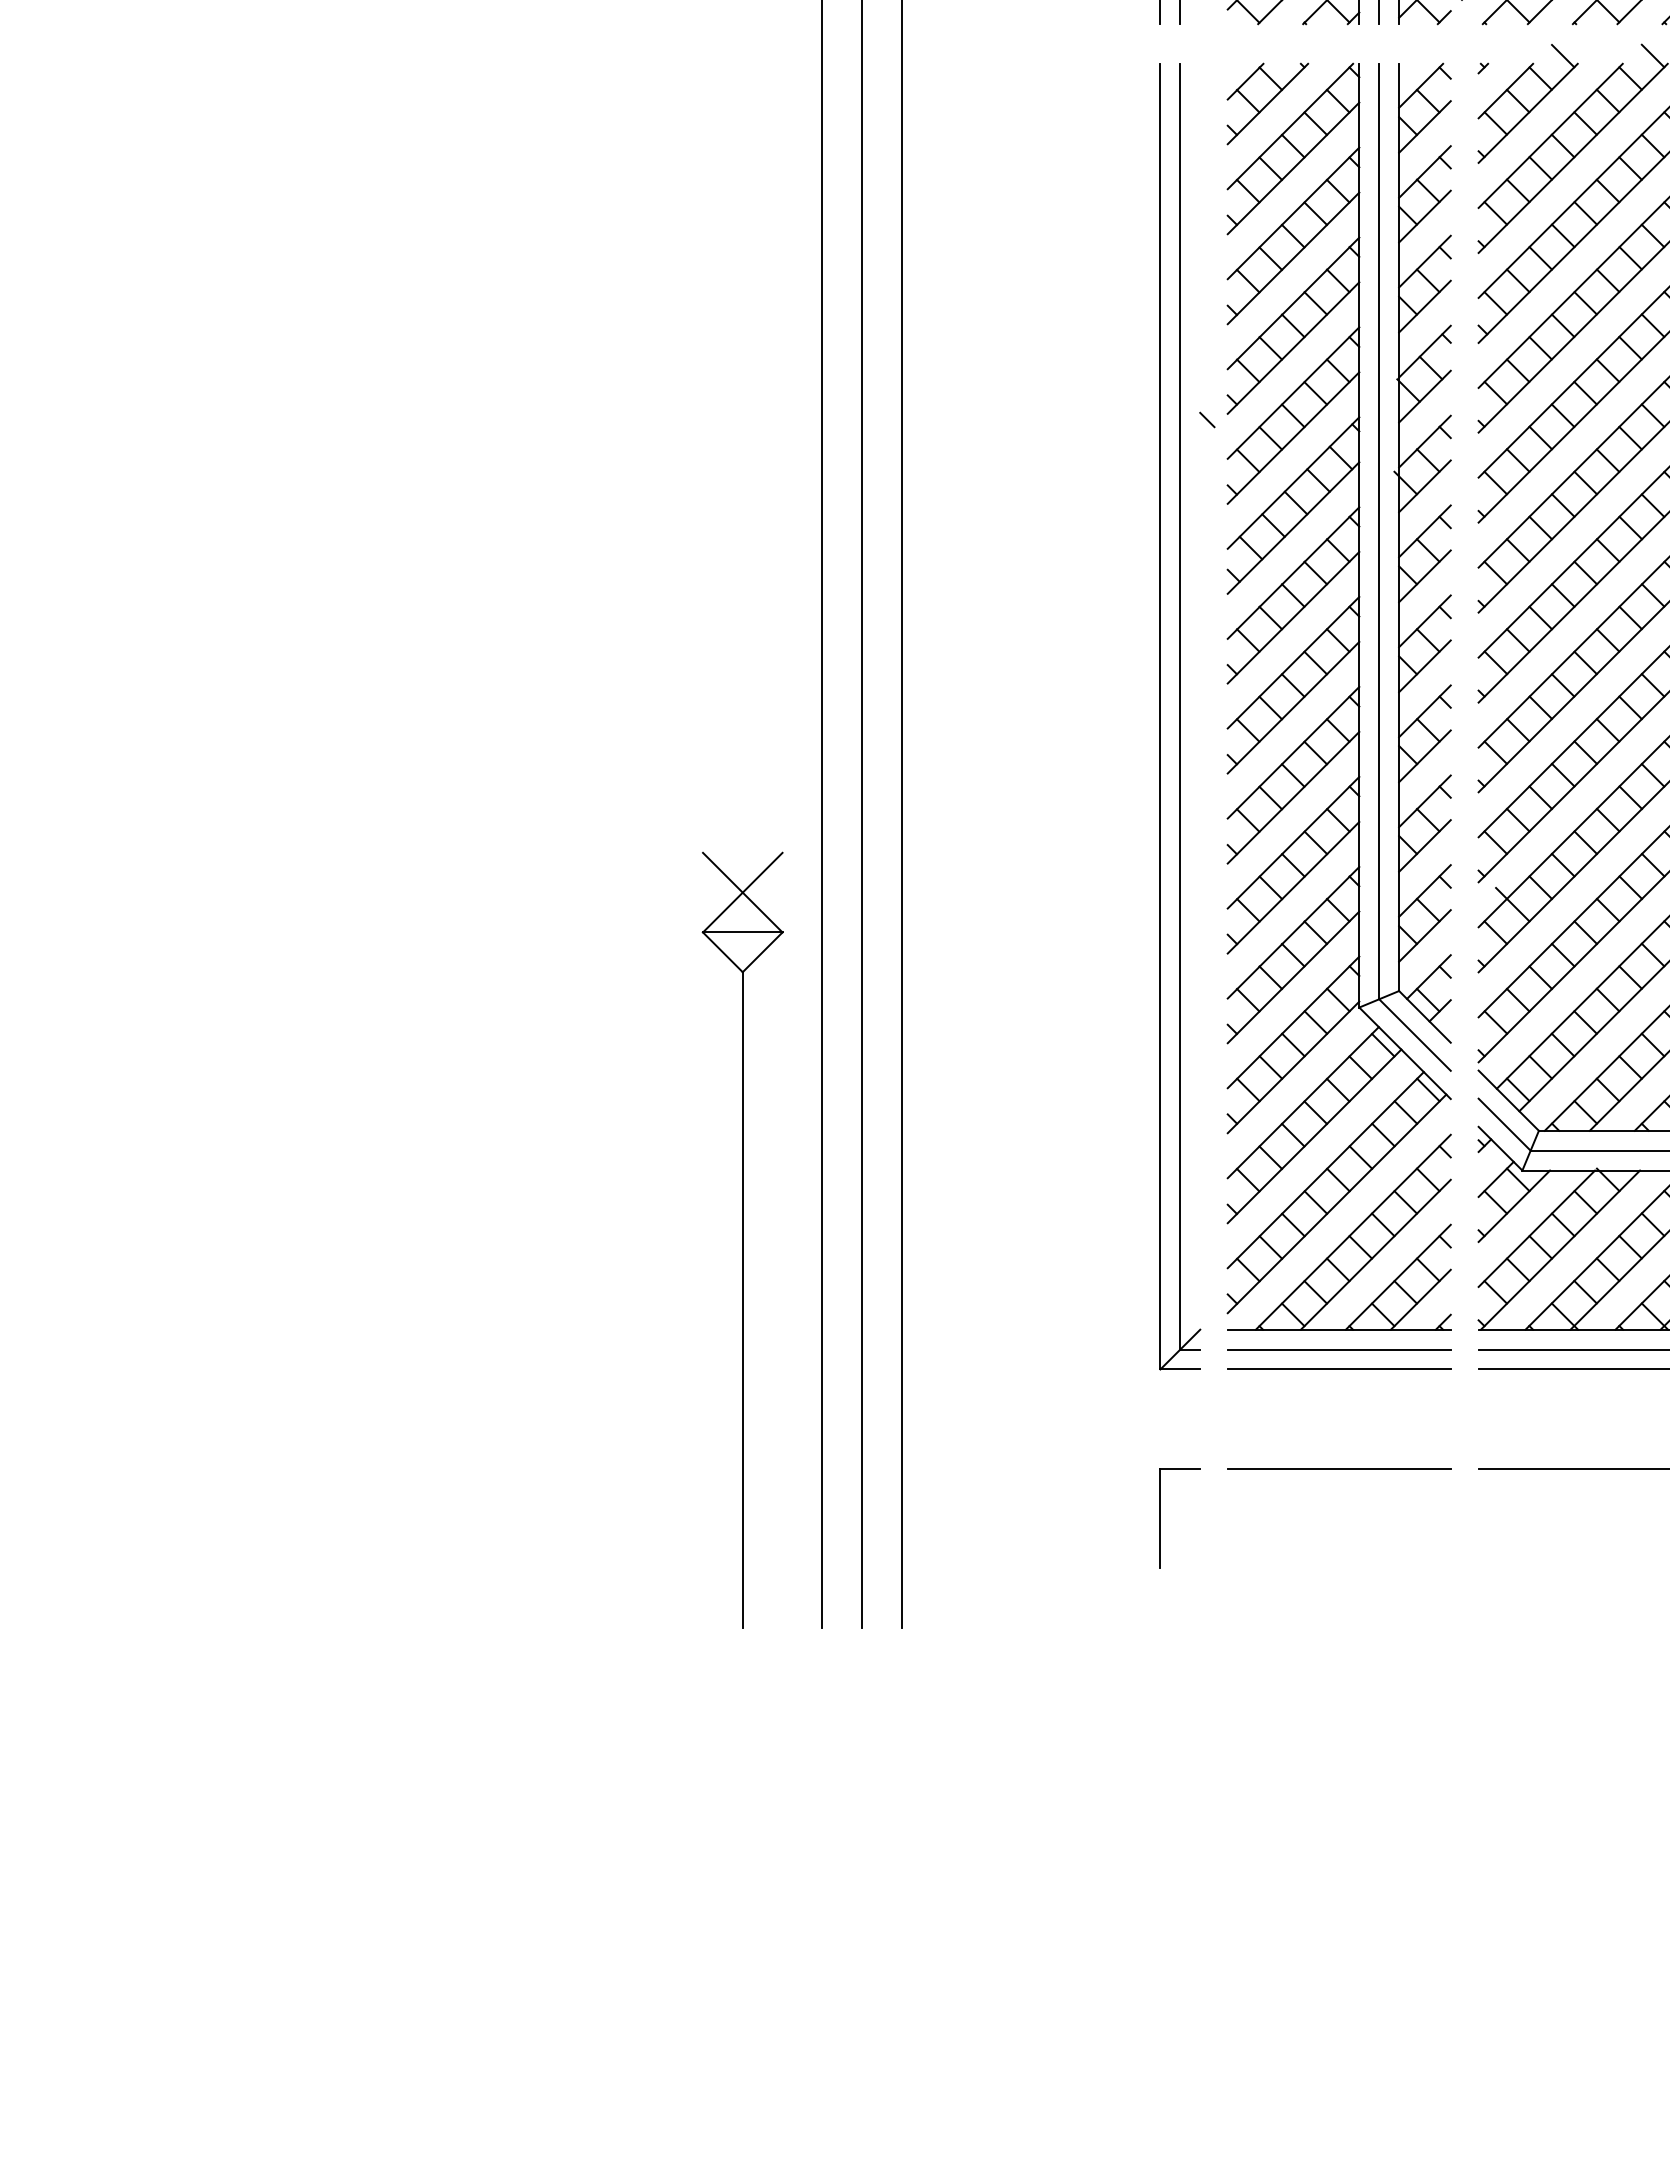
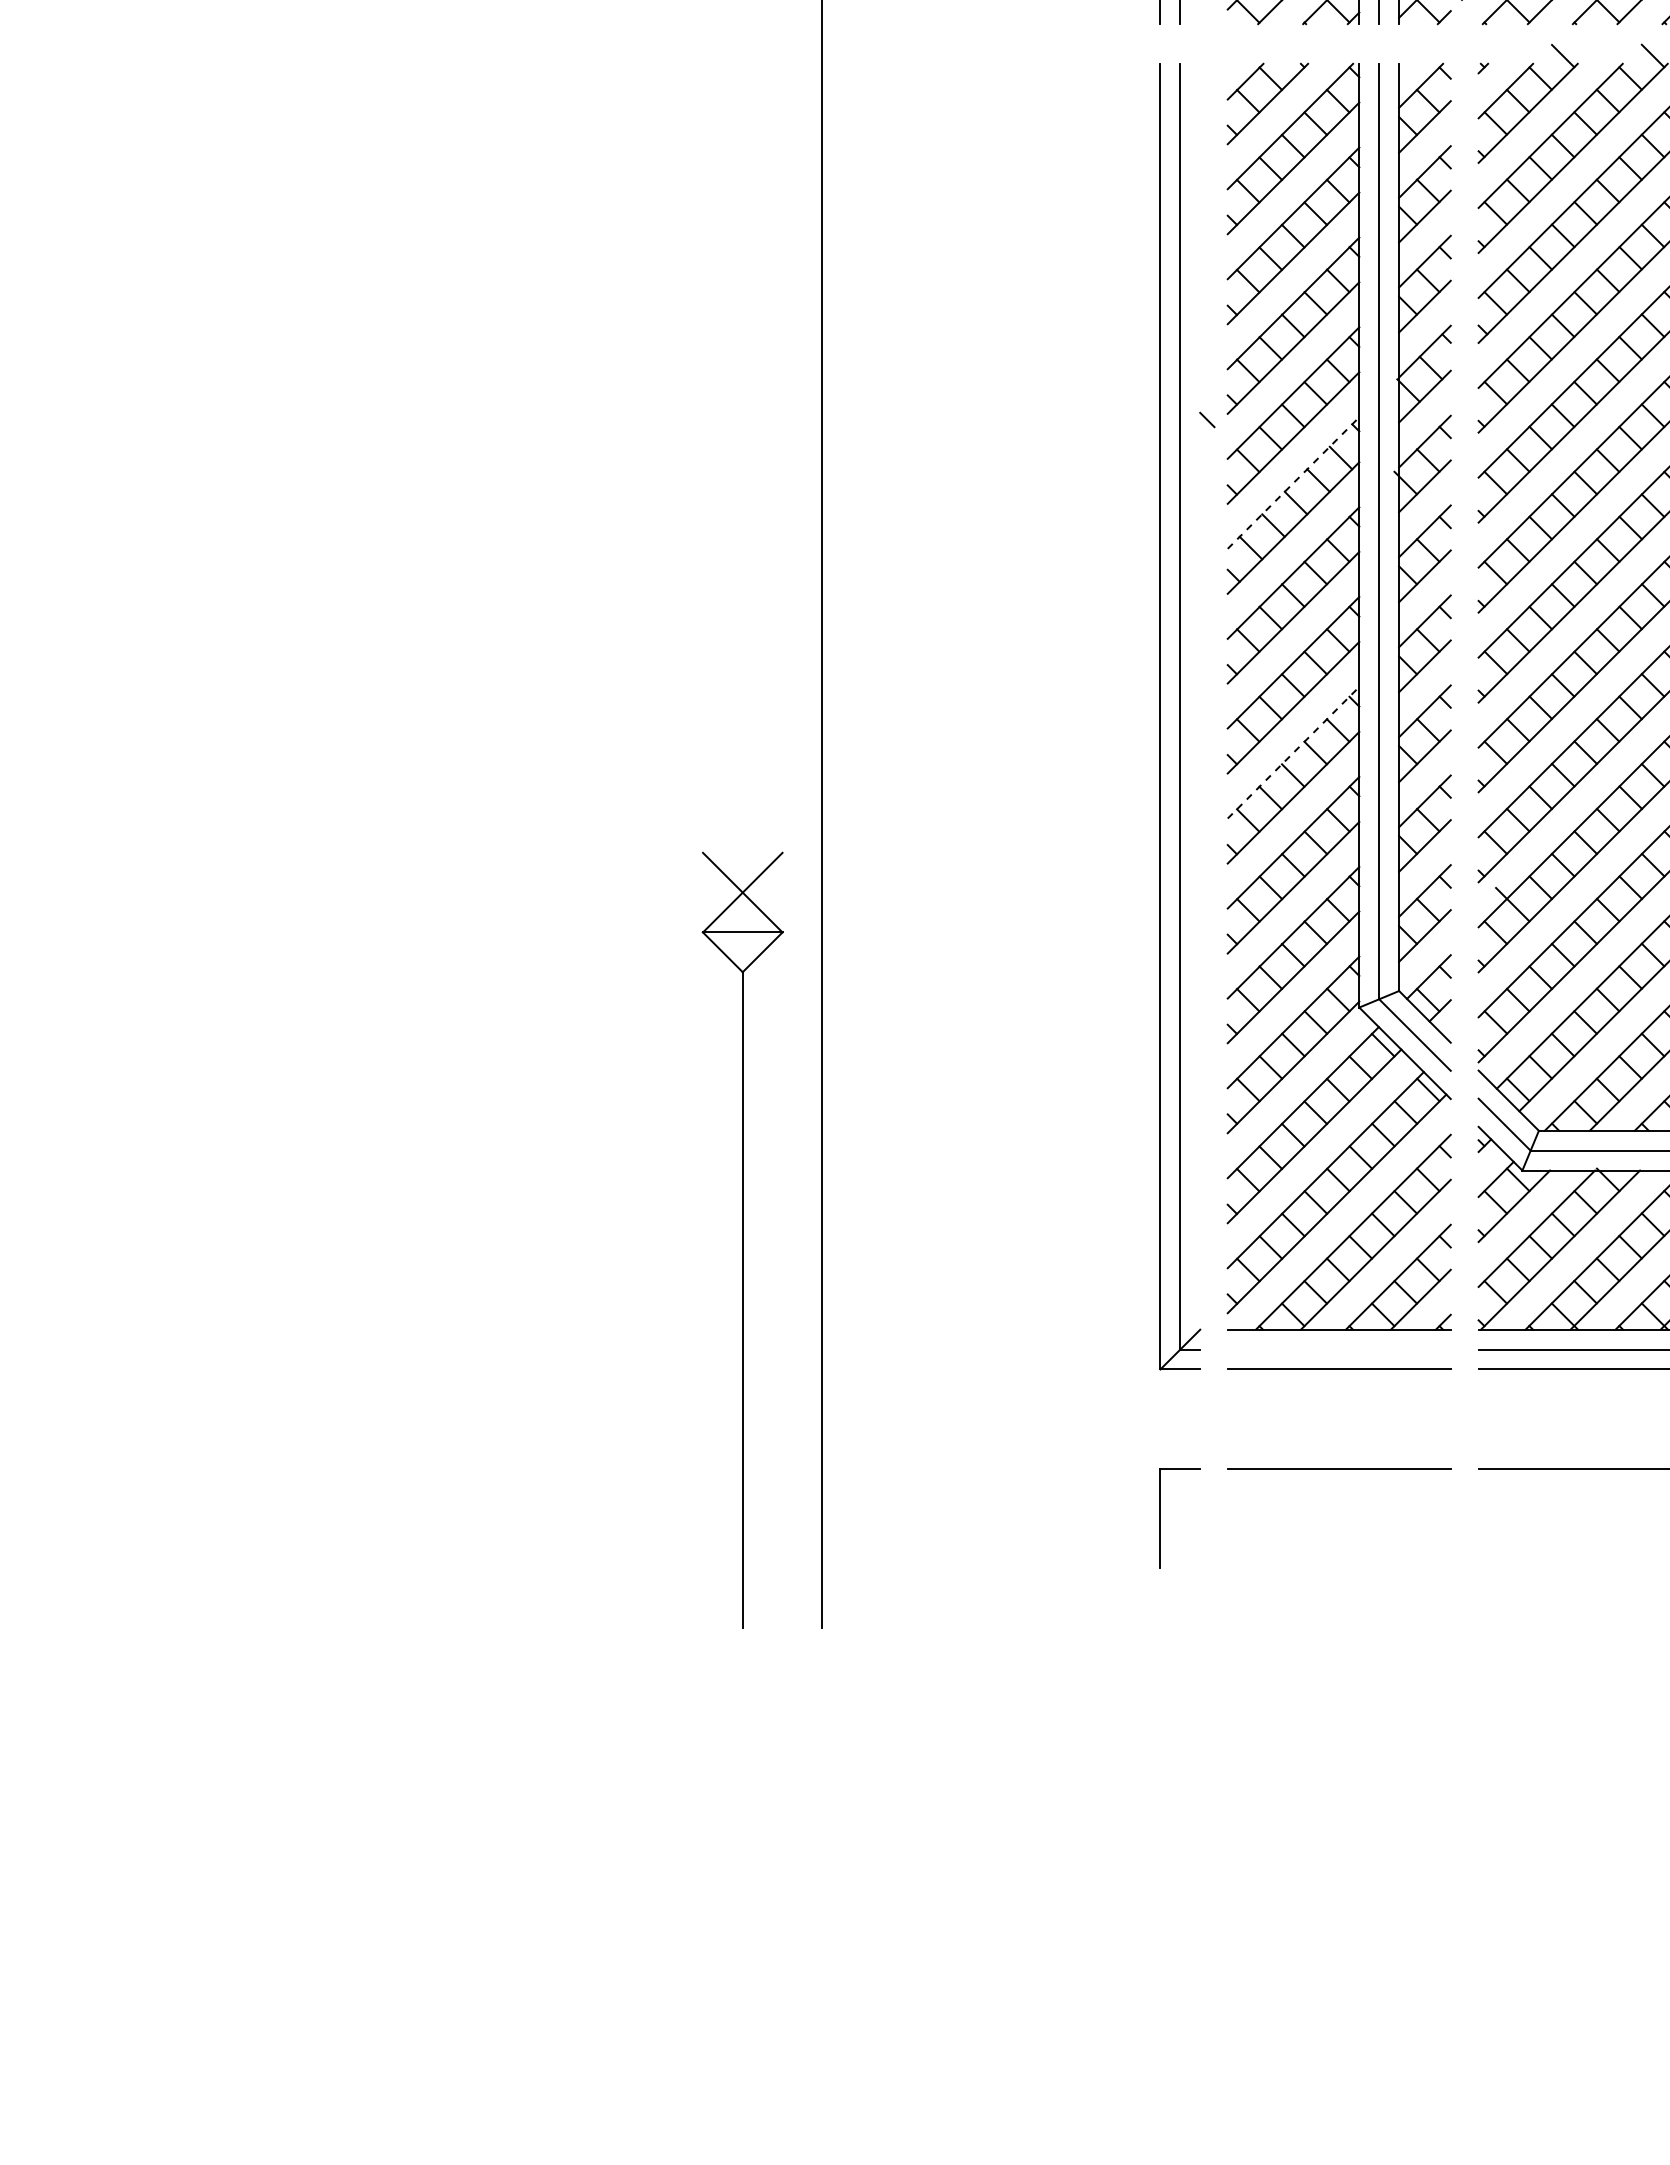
line: solid -> dashed (1293, 482)
line: solid -> dashed (1293, 752)
line: present -> none (862, 815)
line: present -> none (901, 815)
line: present -> none (1338, 1349)
